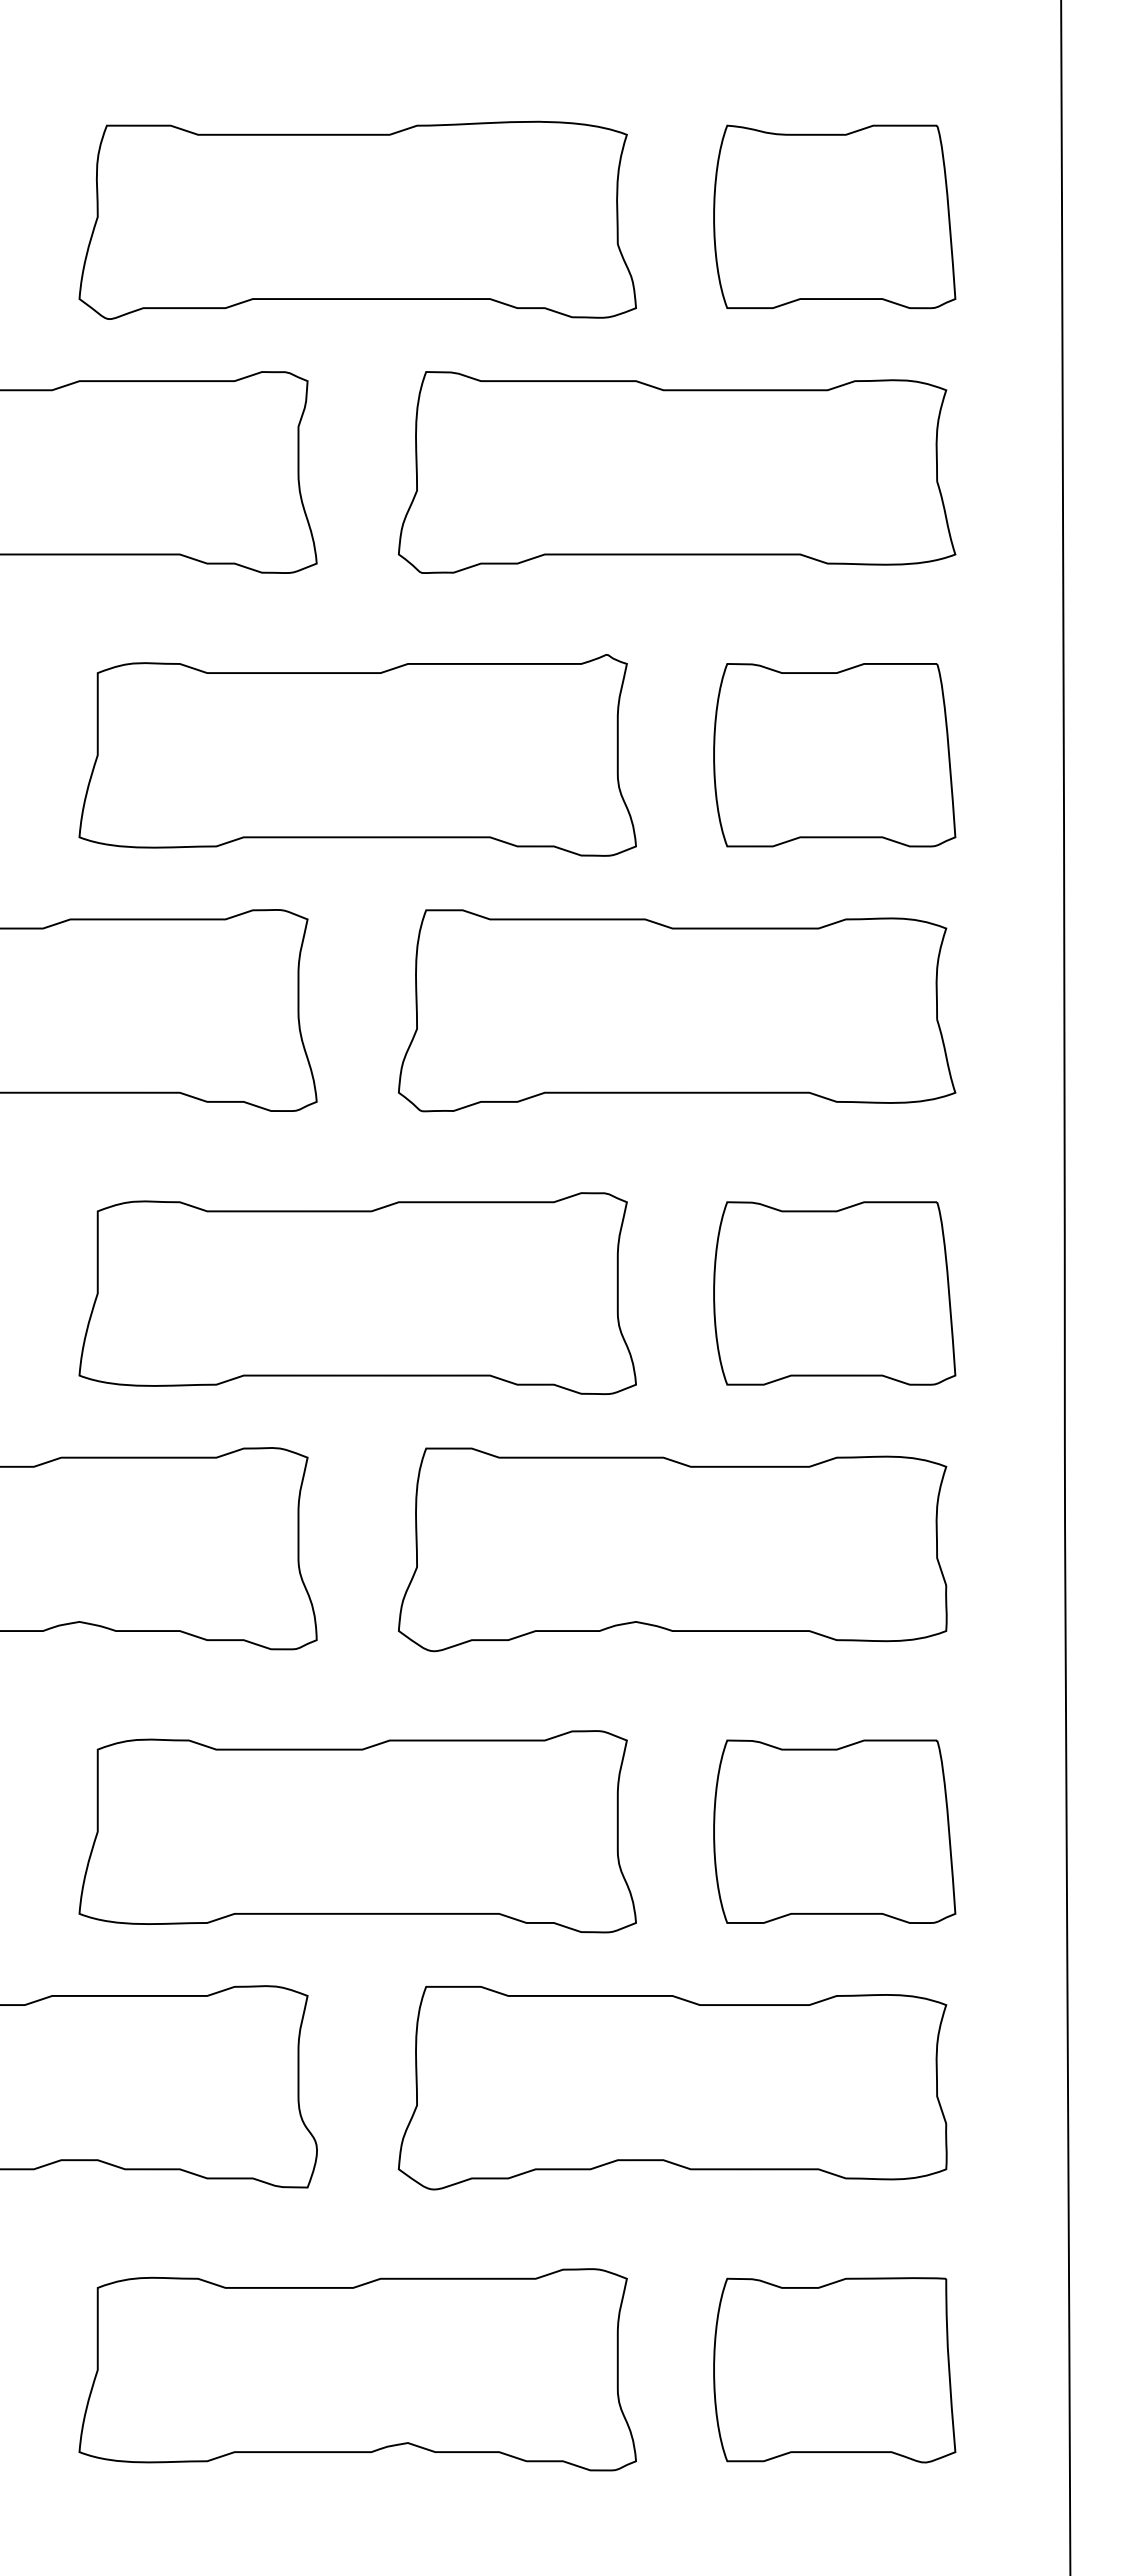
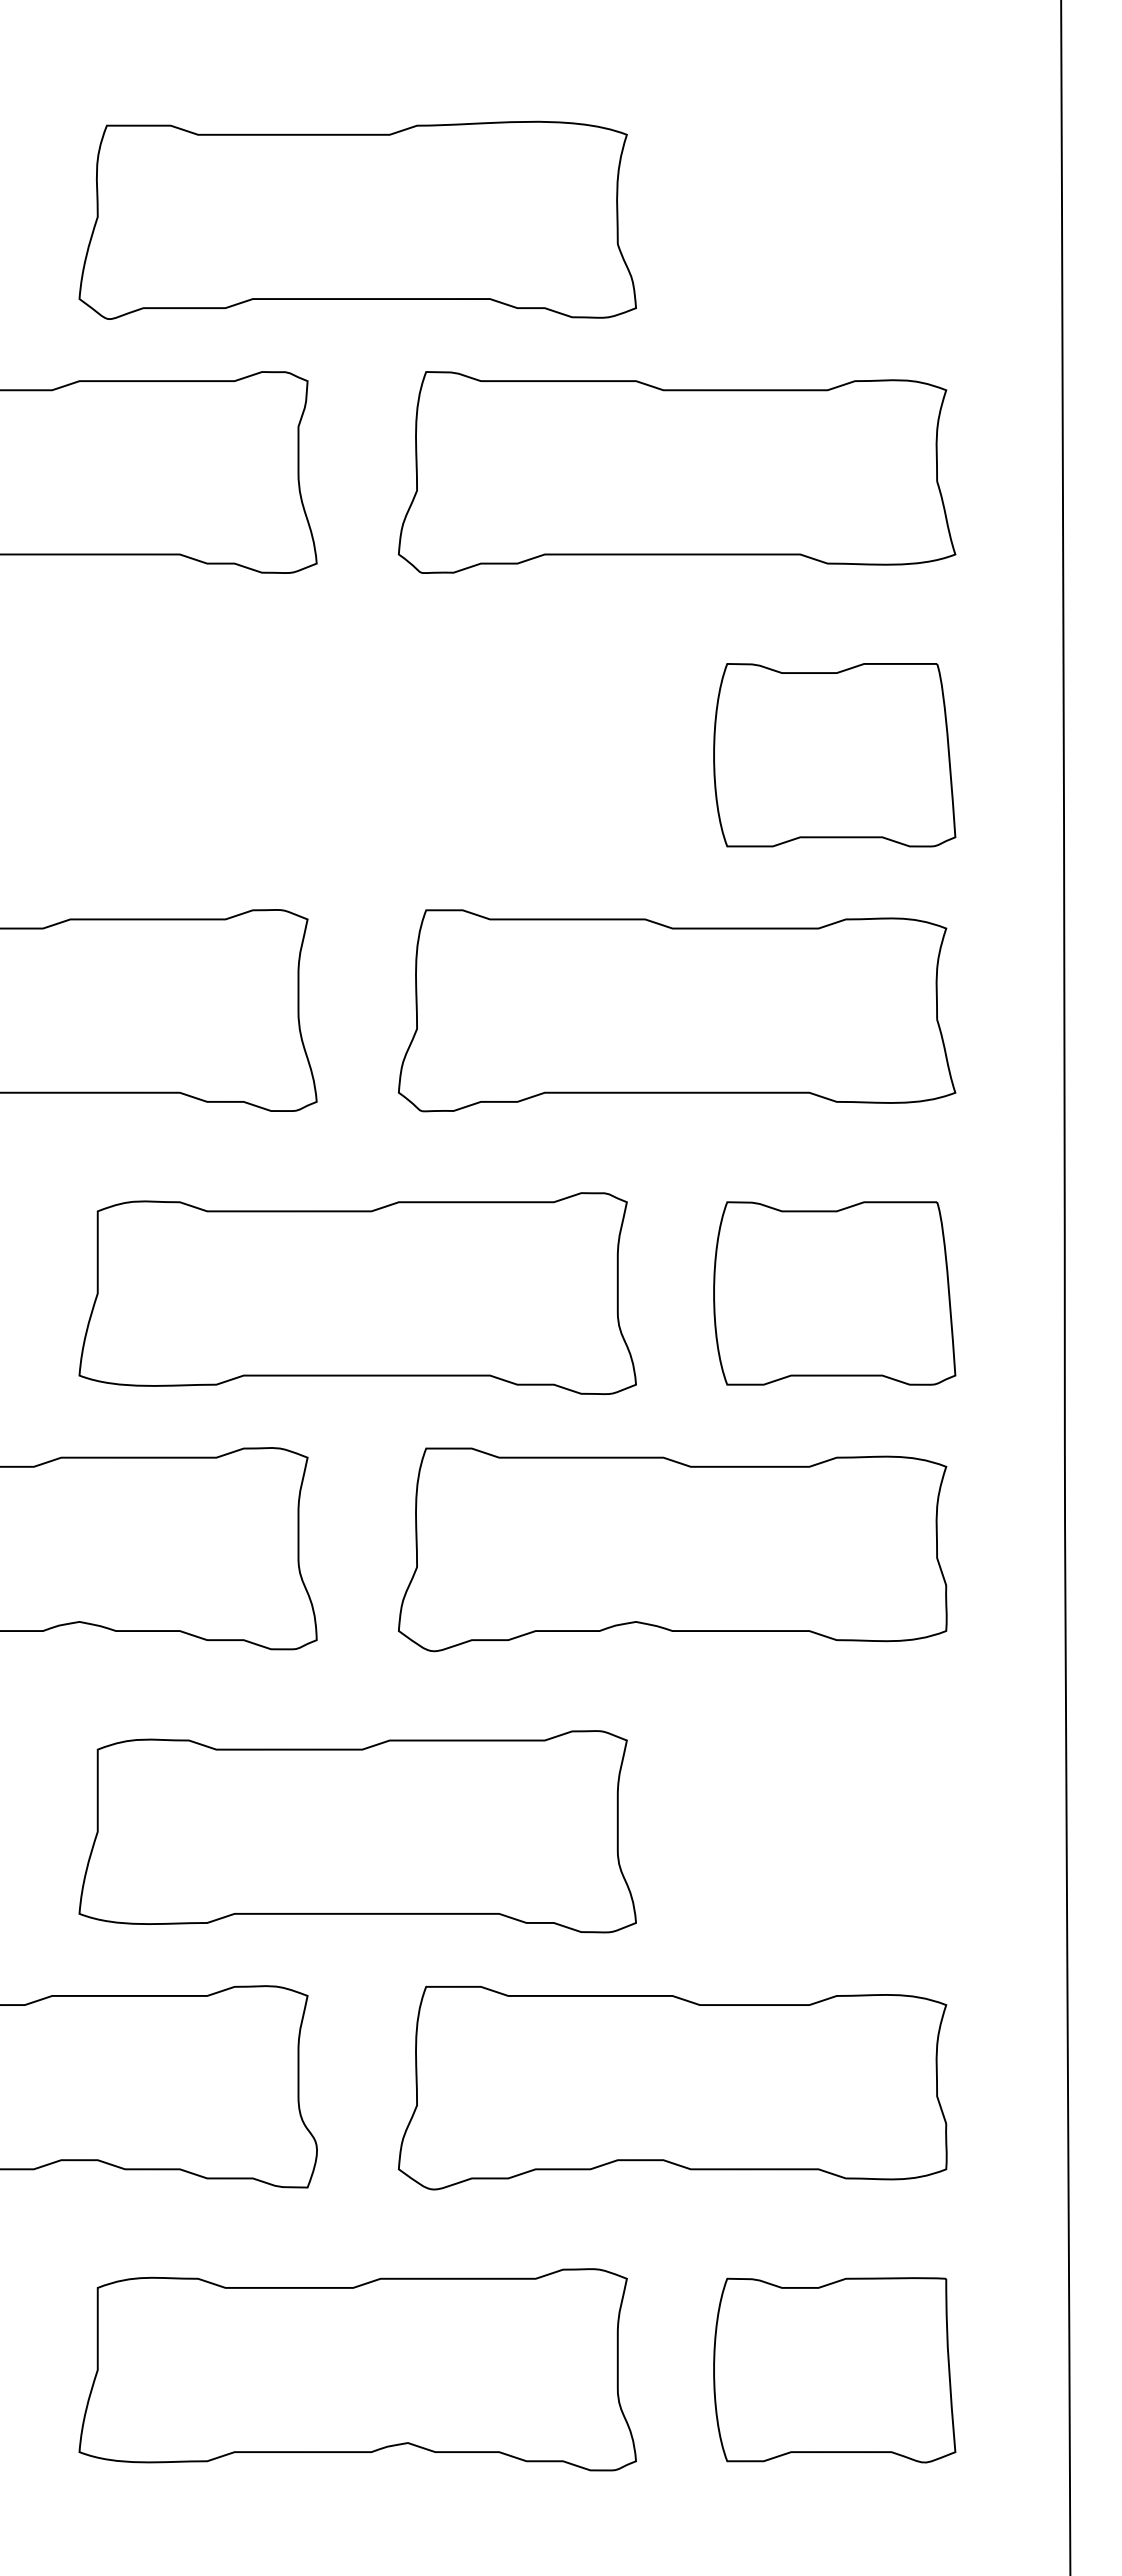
part: present -> none (834, 216)
part: present -> none (357, 754)
part: present -> none (834, 1831)
